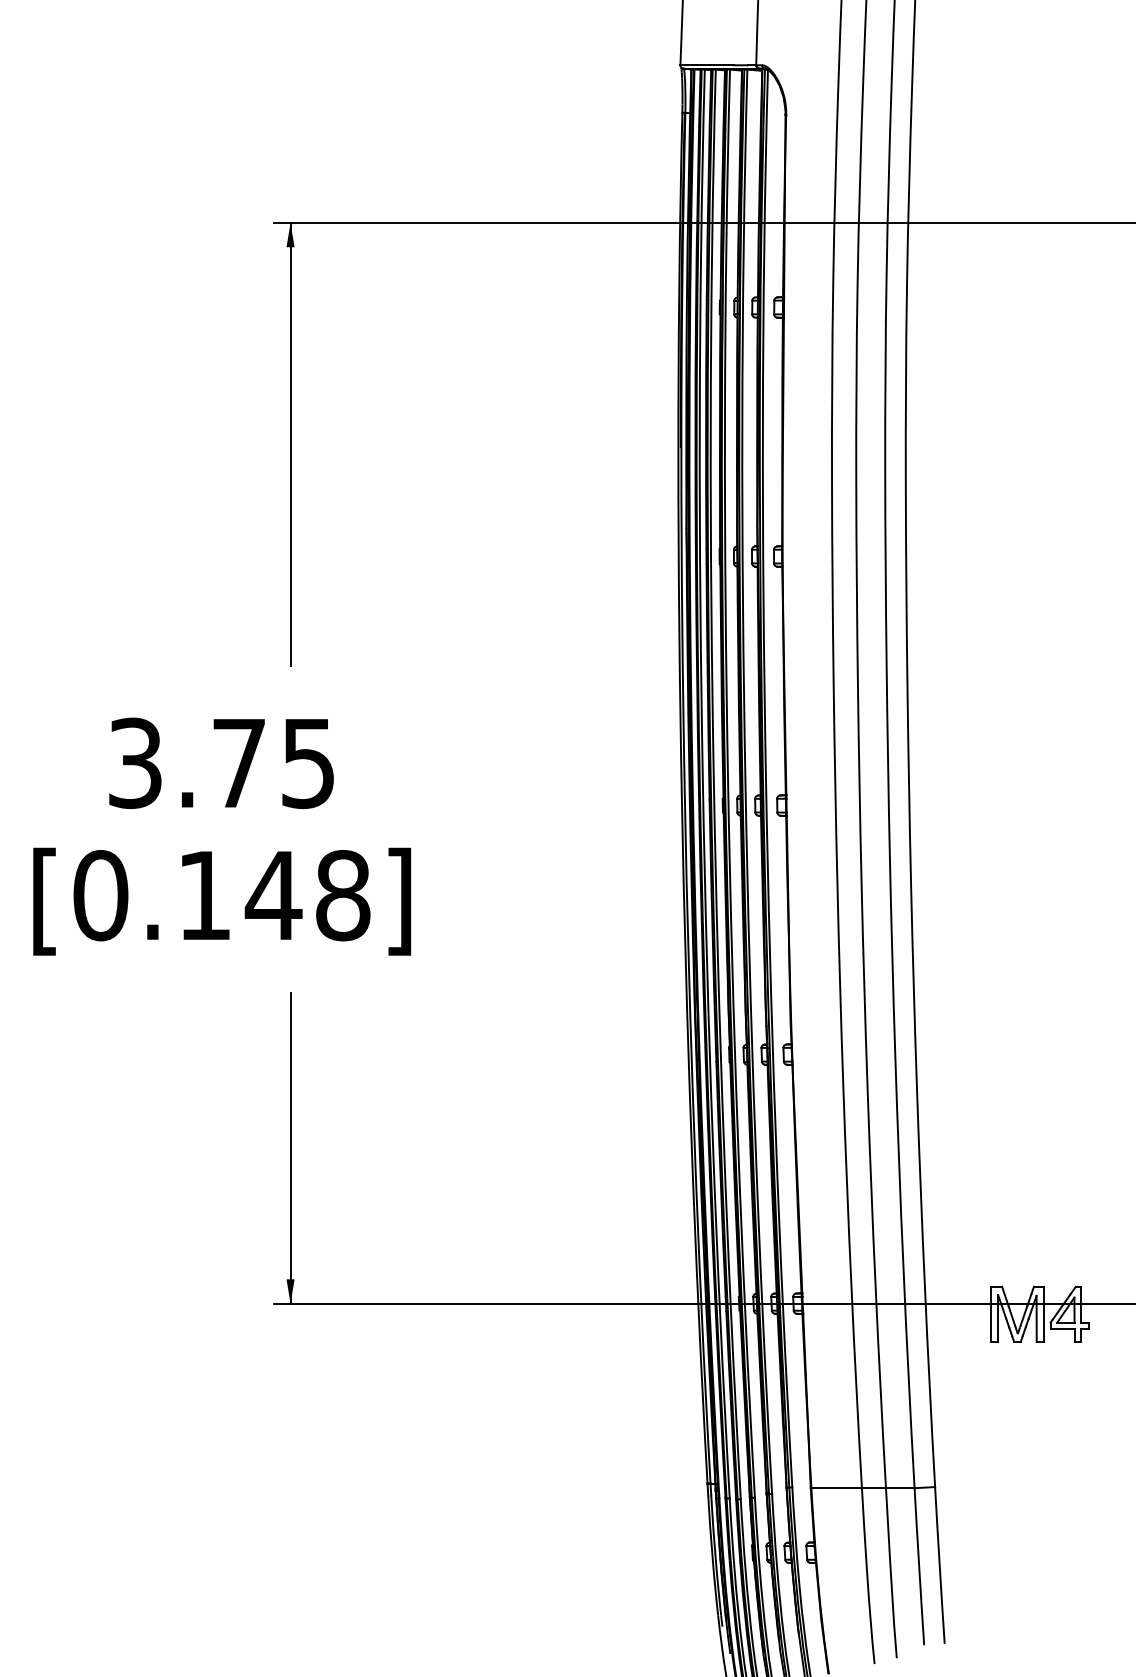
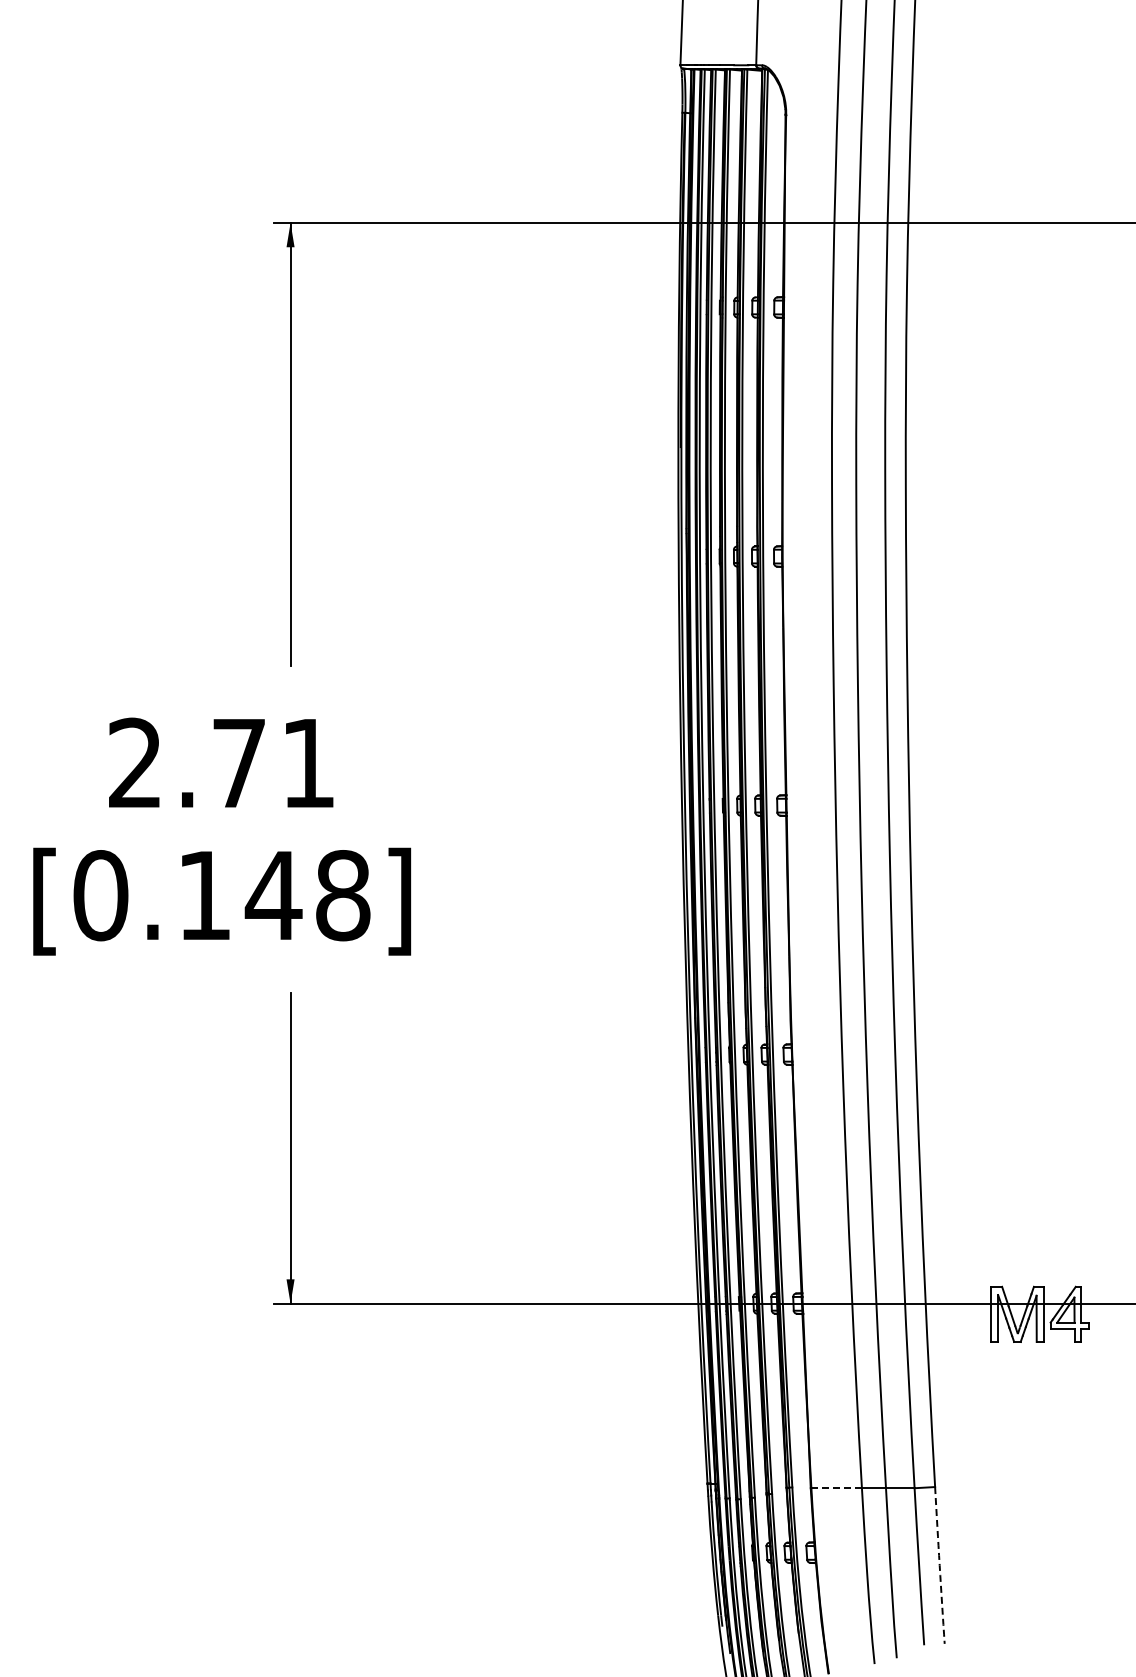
text: 3.75 -> 2.71 (221, 763)
line: solid -> dashed (837, 1488)
arc: solid -> dashed (939, 1565)
